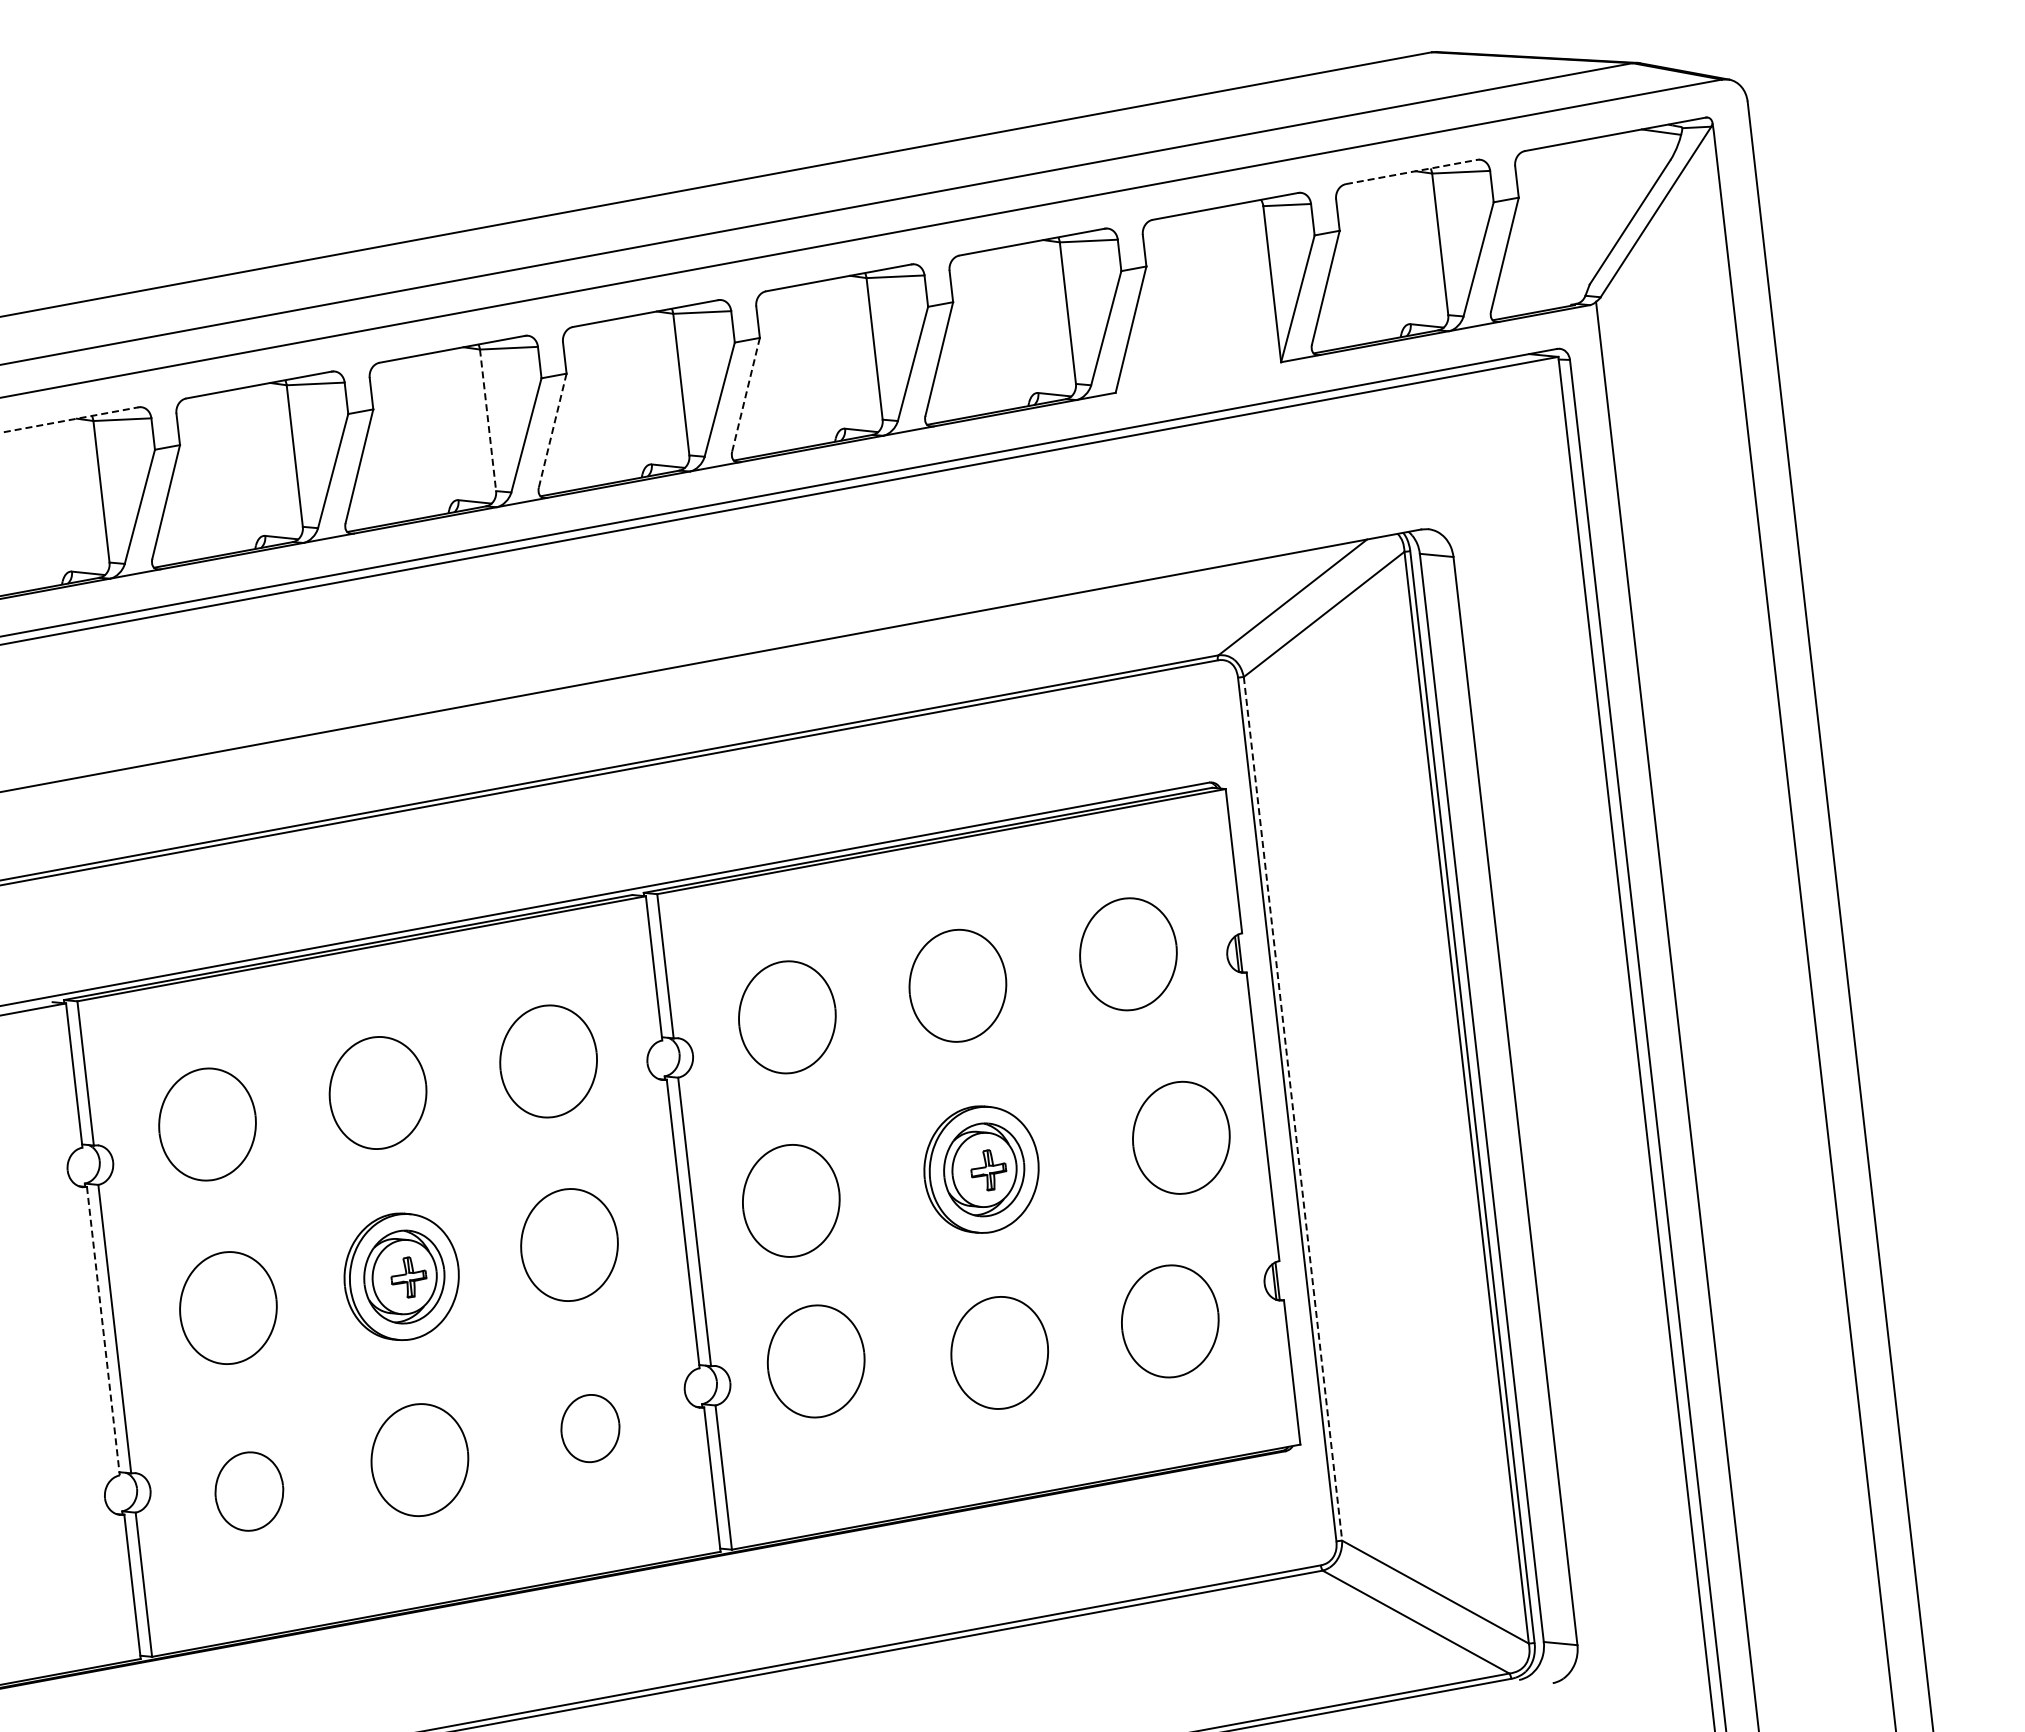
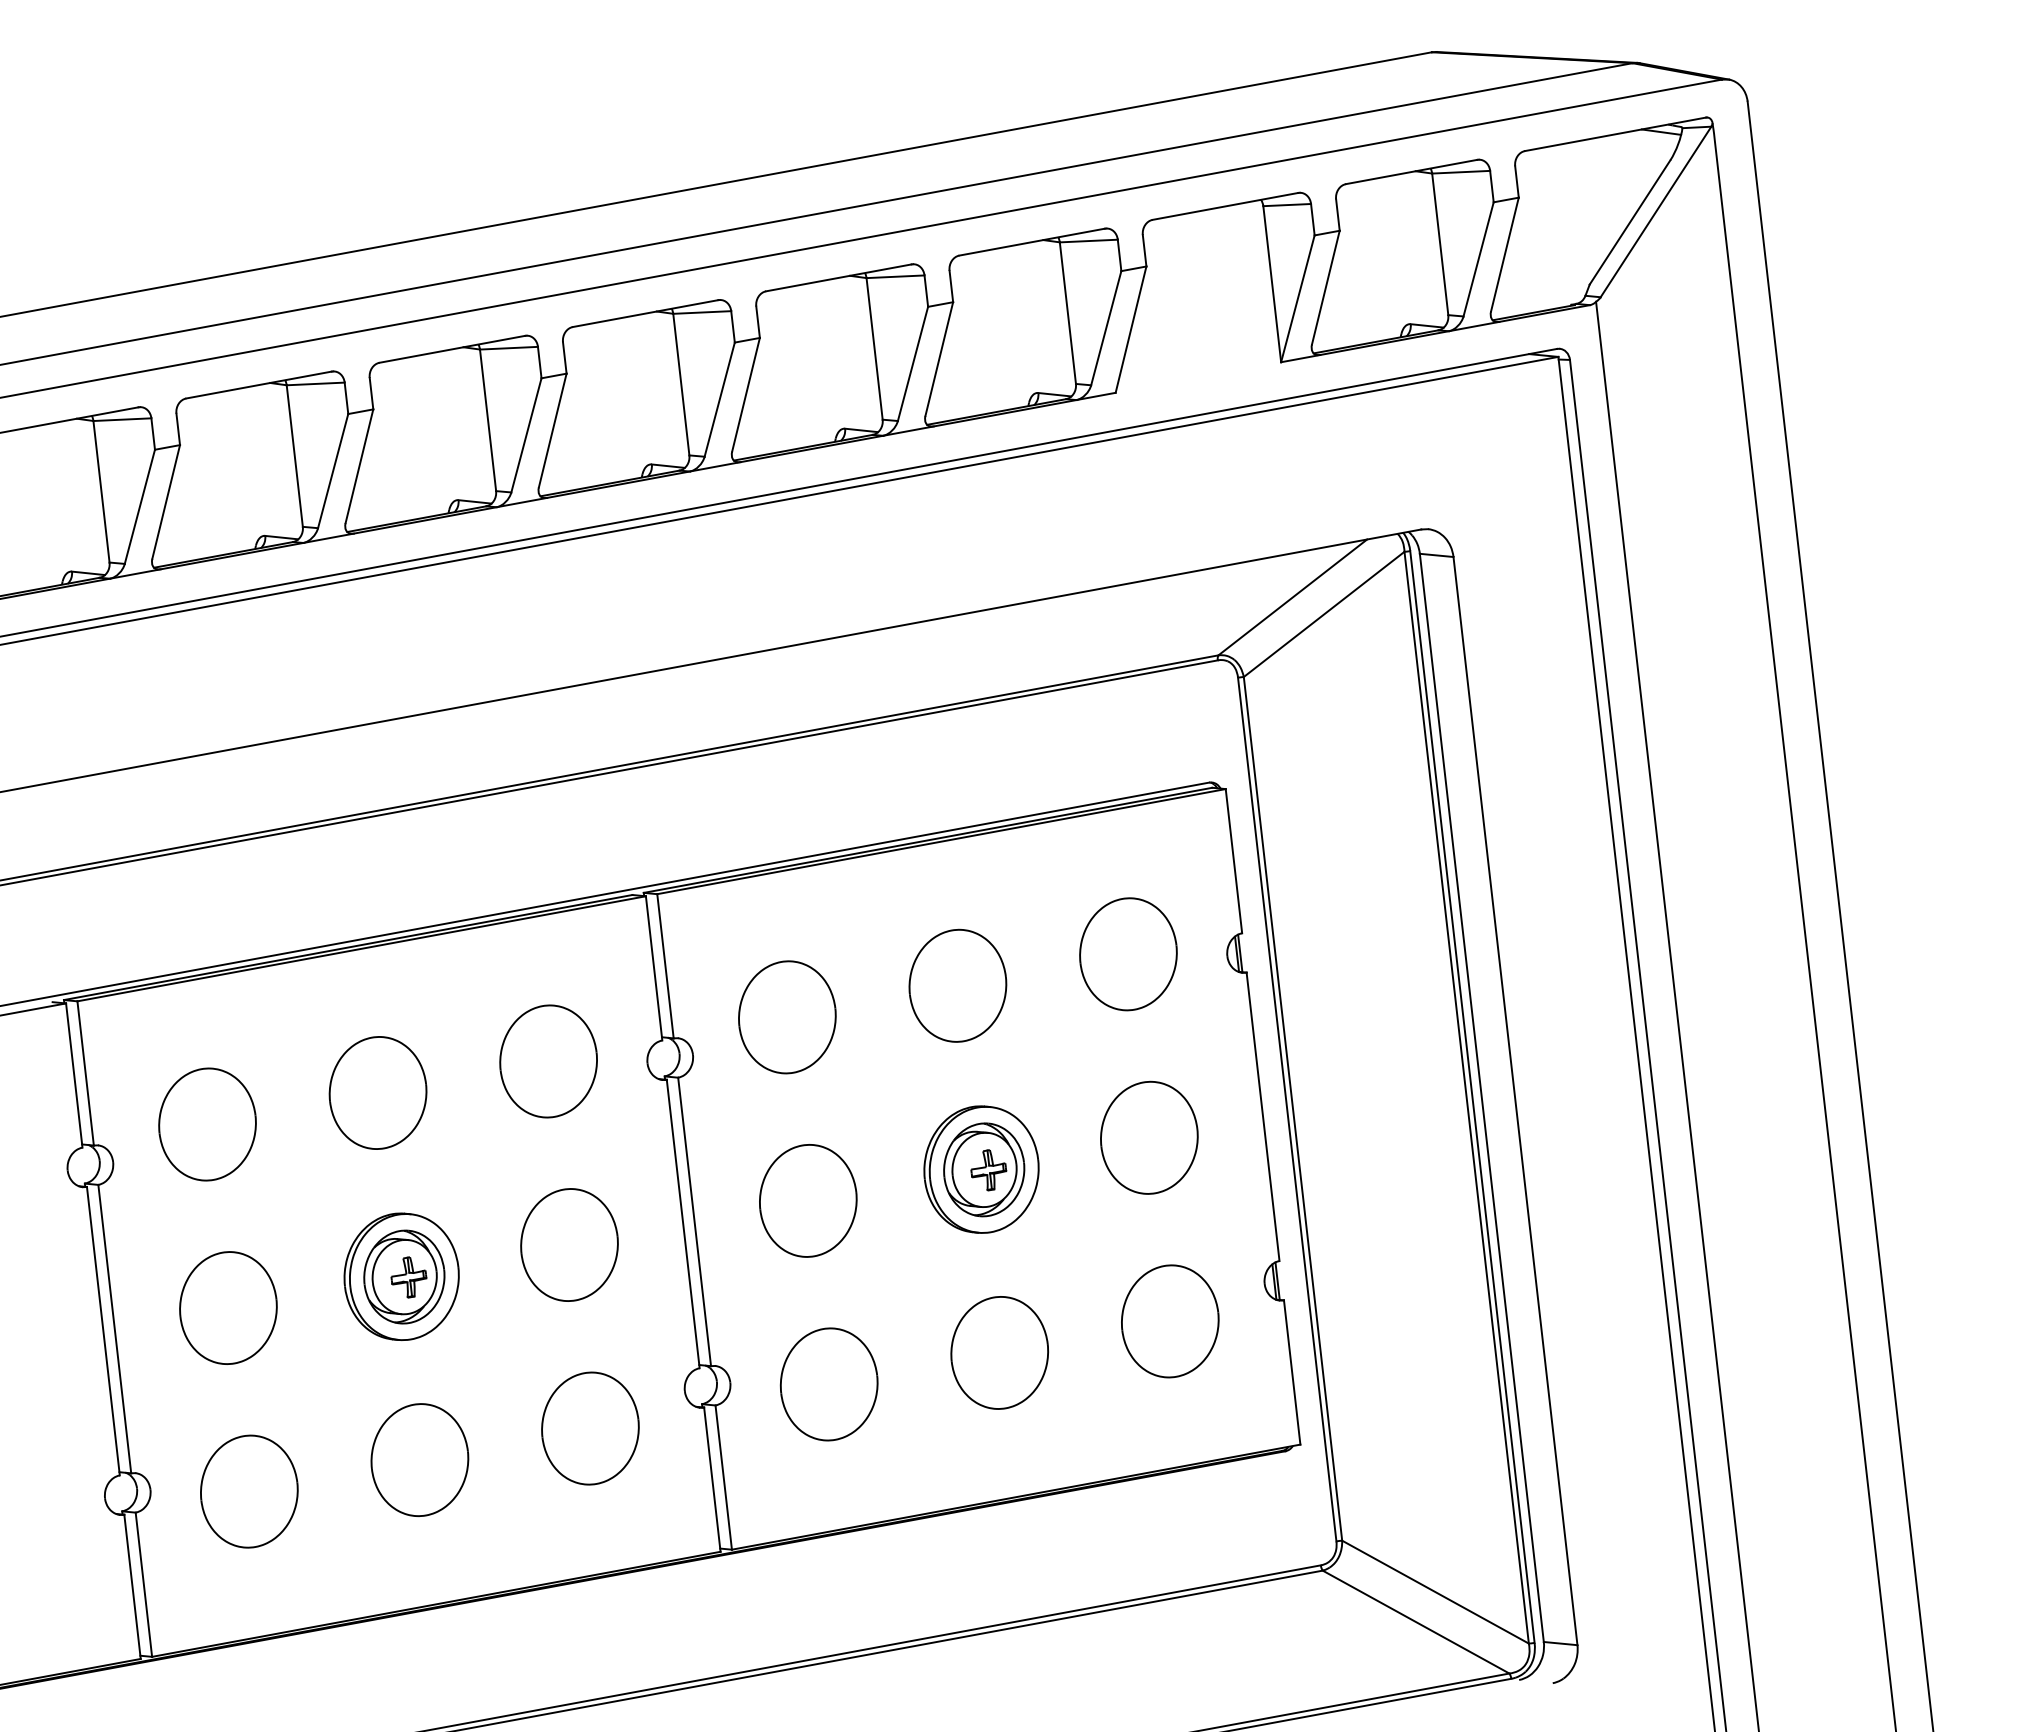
line: dashed -> solid (1411, 172)
line: dashed -> solid (746, 394)
line: dashed -> solid (69, 420)
line: dashed -> solid (488, 420)
line: dashed -> solid (552, 430)
line: dashed -> solid (1293, 1108)
part position: (1181, 1137) -> (1149, 1137) (1149, 1137)
part position: (791, 1200) -> (808, 1200) (808, 1200)
line: dashed -> solid (103, 1331)
part position: (815, 1361) -> (828, 1384) (828, 1384)
part size: 61x69 px -> 99x115 px (590, 1428)
part size: 71x81 px -> 99x115 px (249, 1491)
